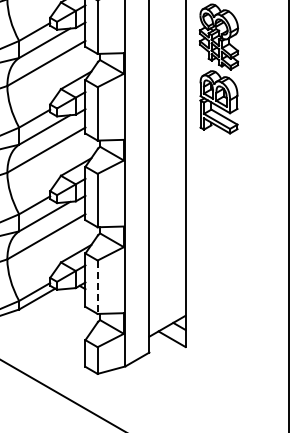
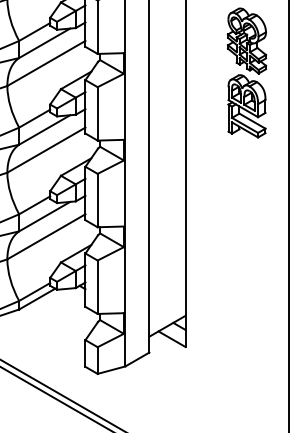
part position: (218, 68) -> (246, 72) (246, 72)
line: dashed -> solid (97, 287)
line: none -> present (55, 398)
